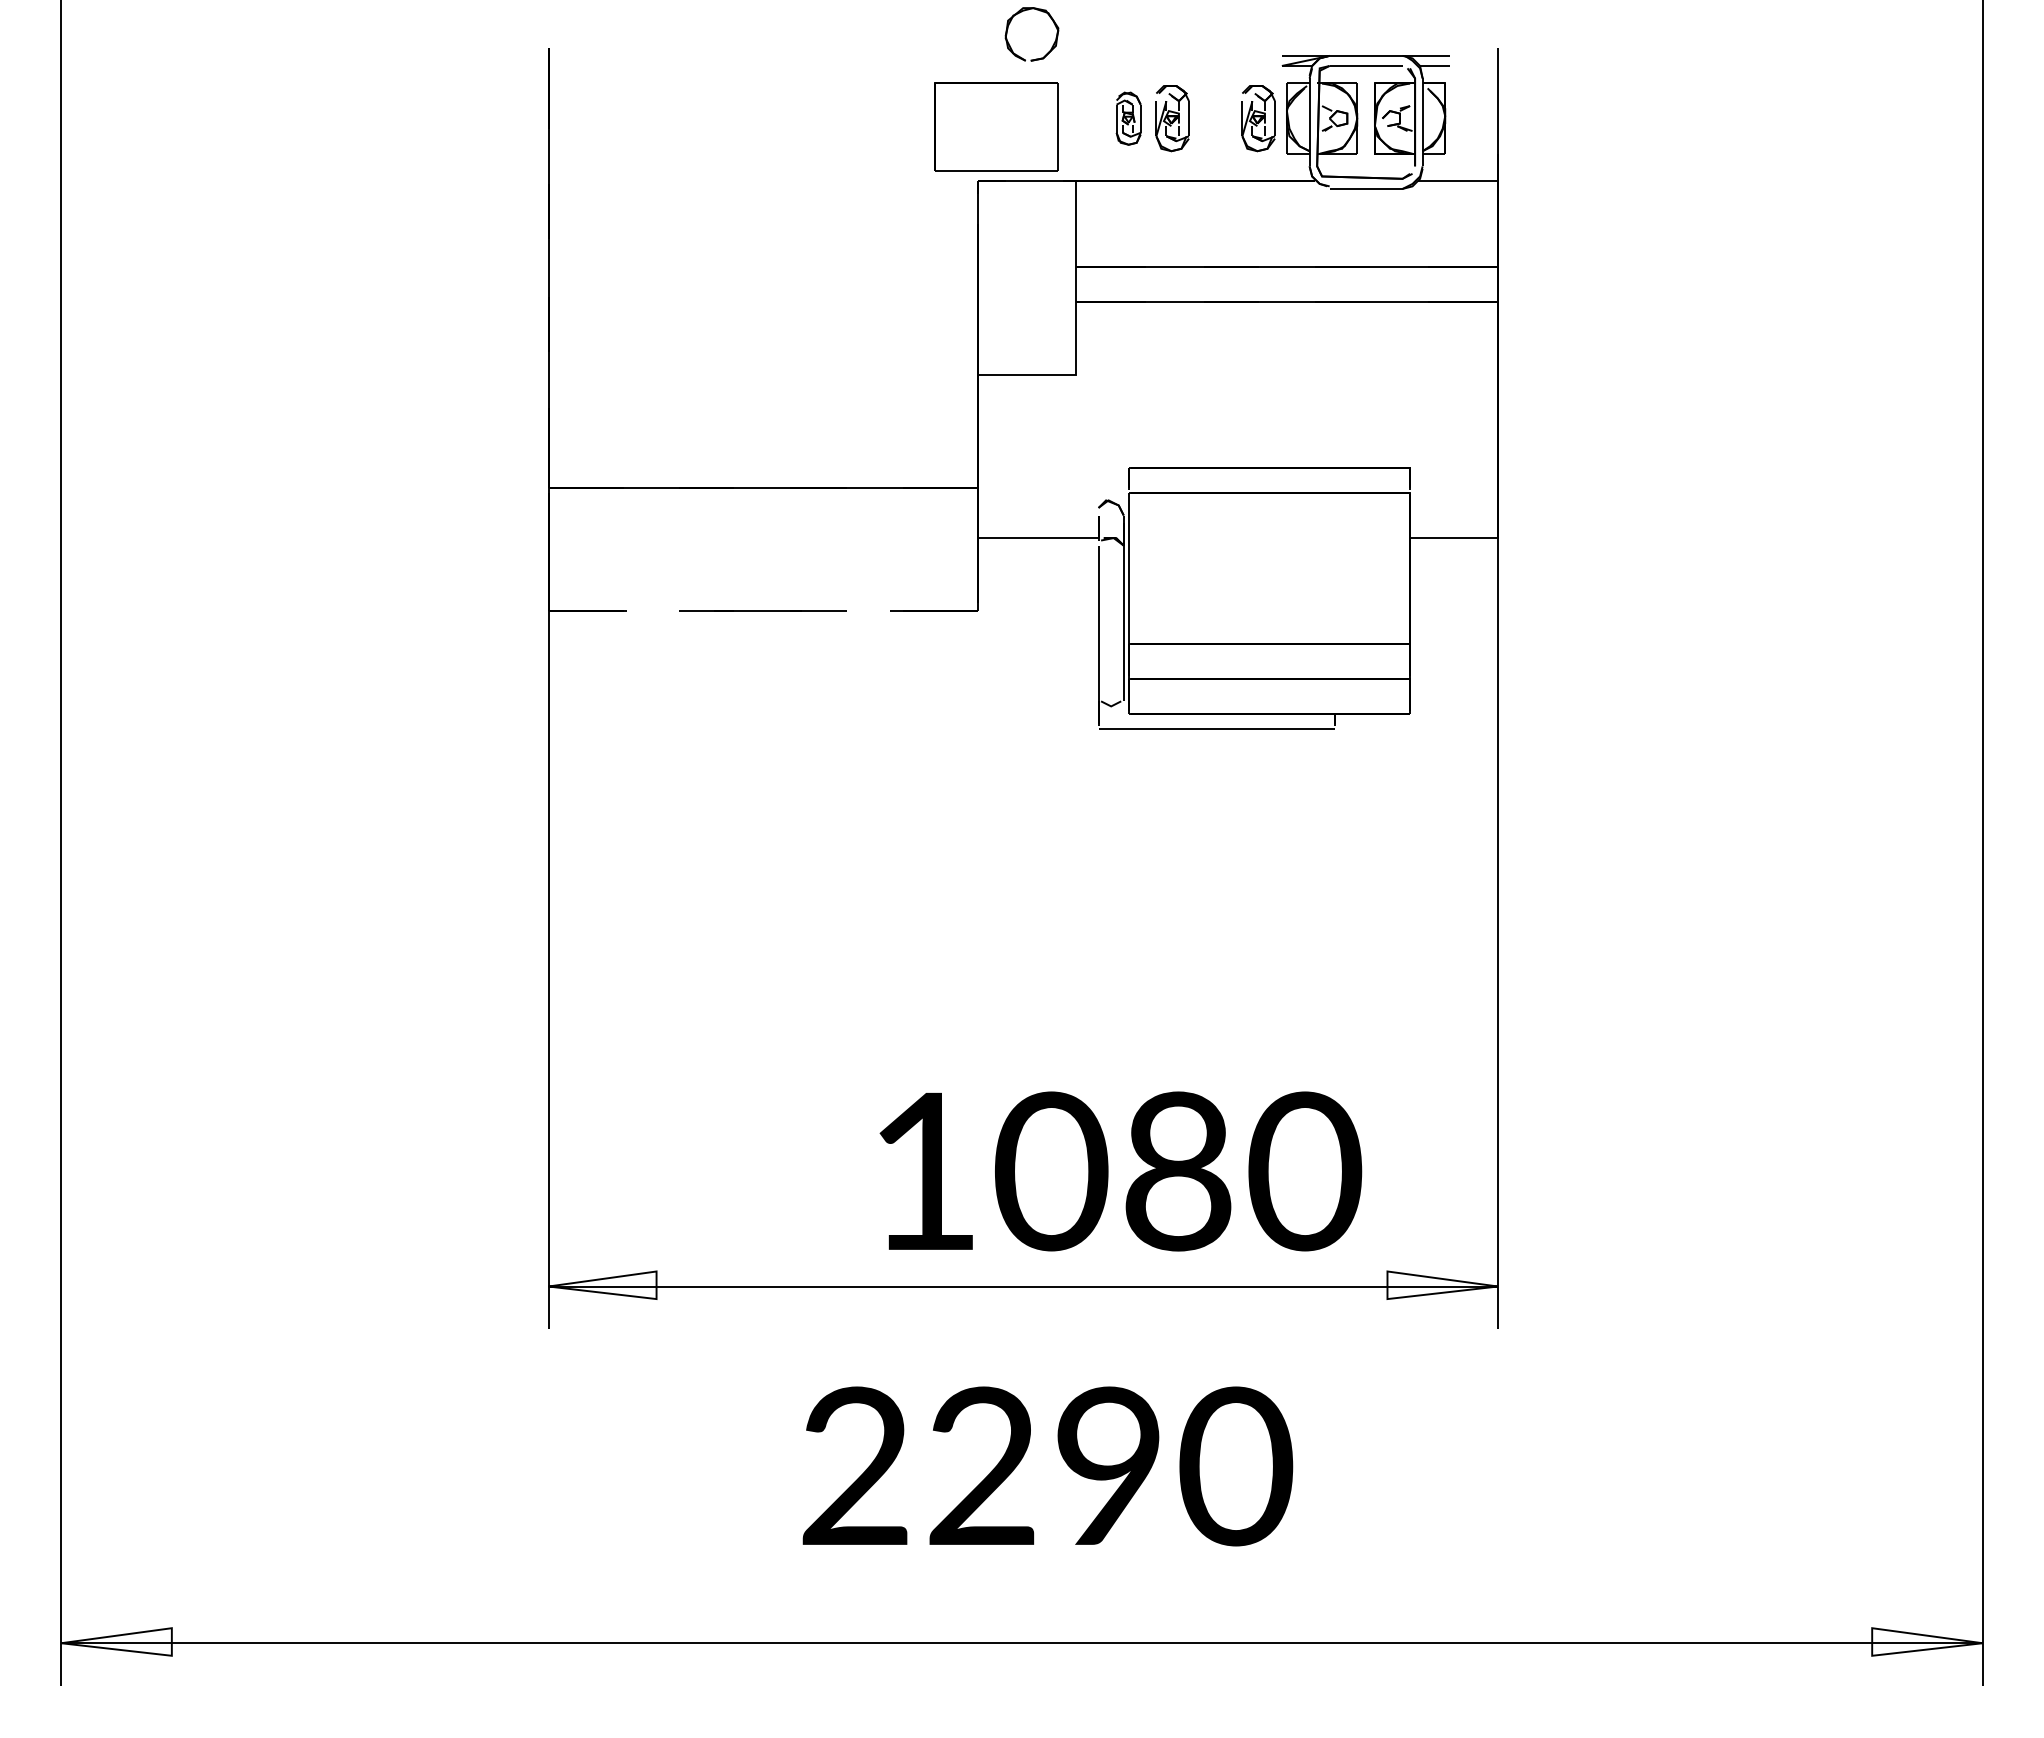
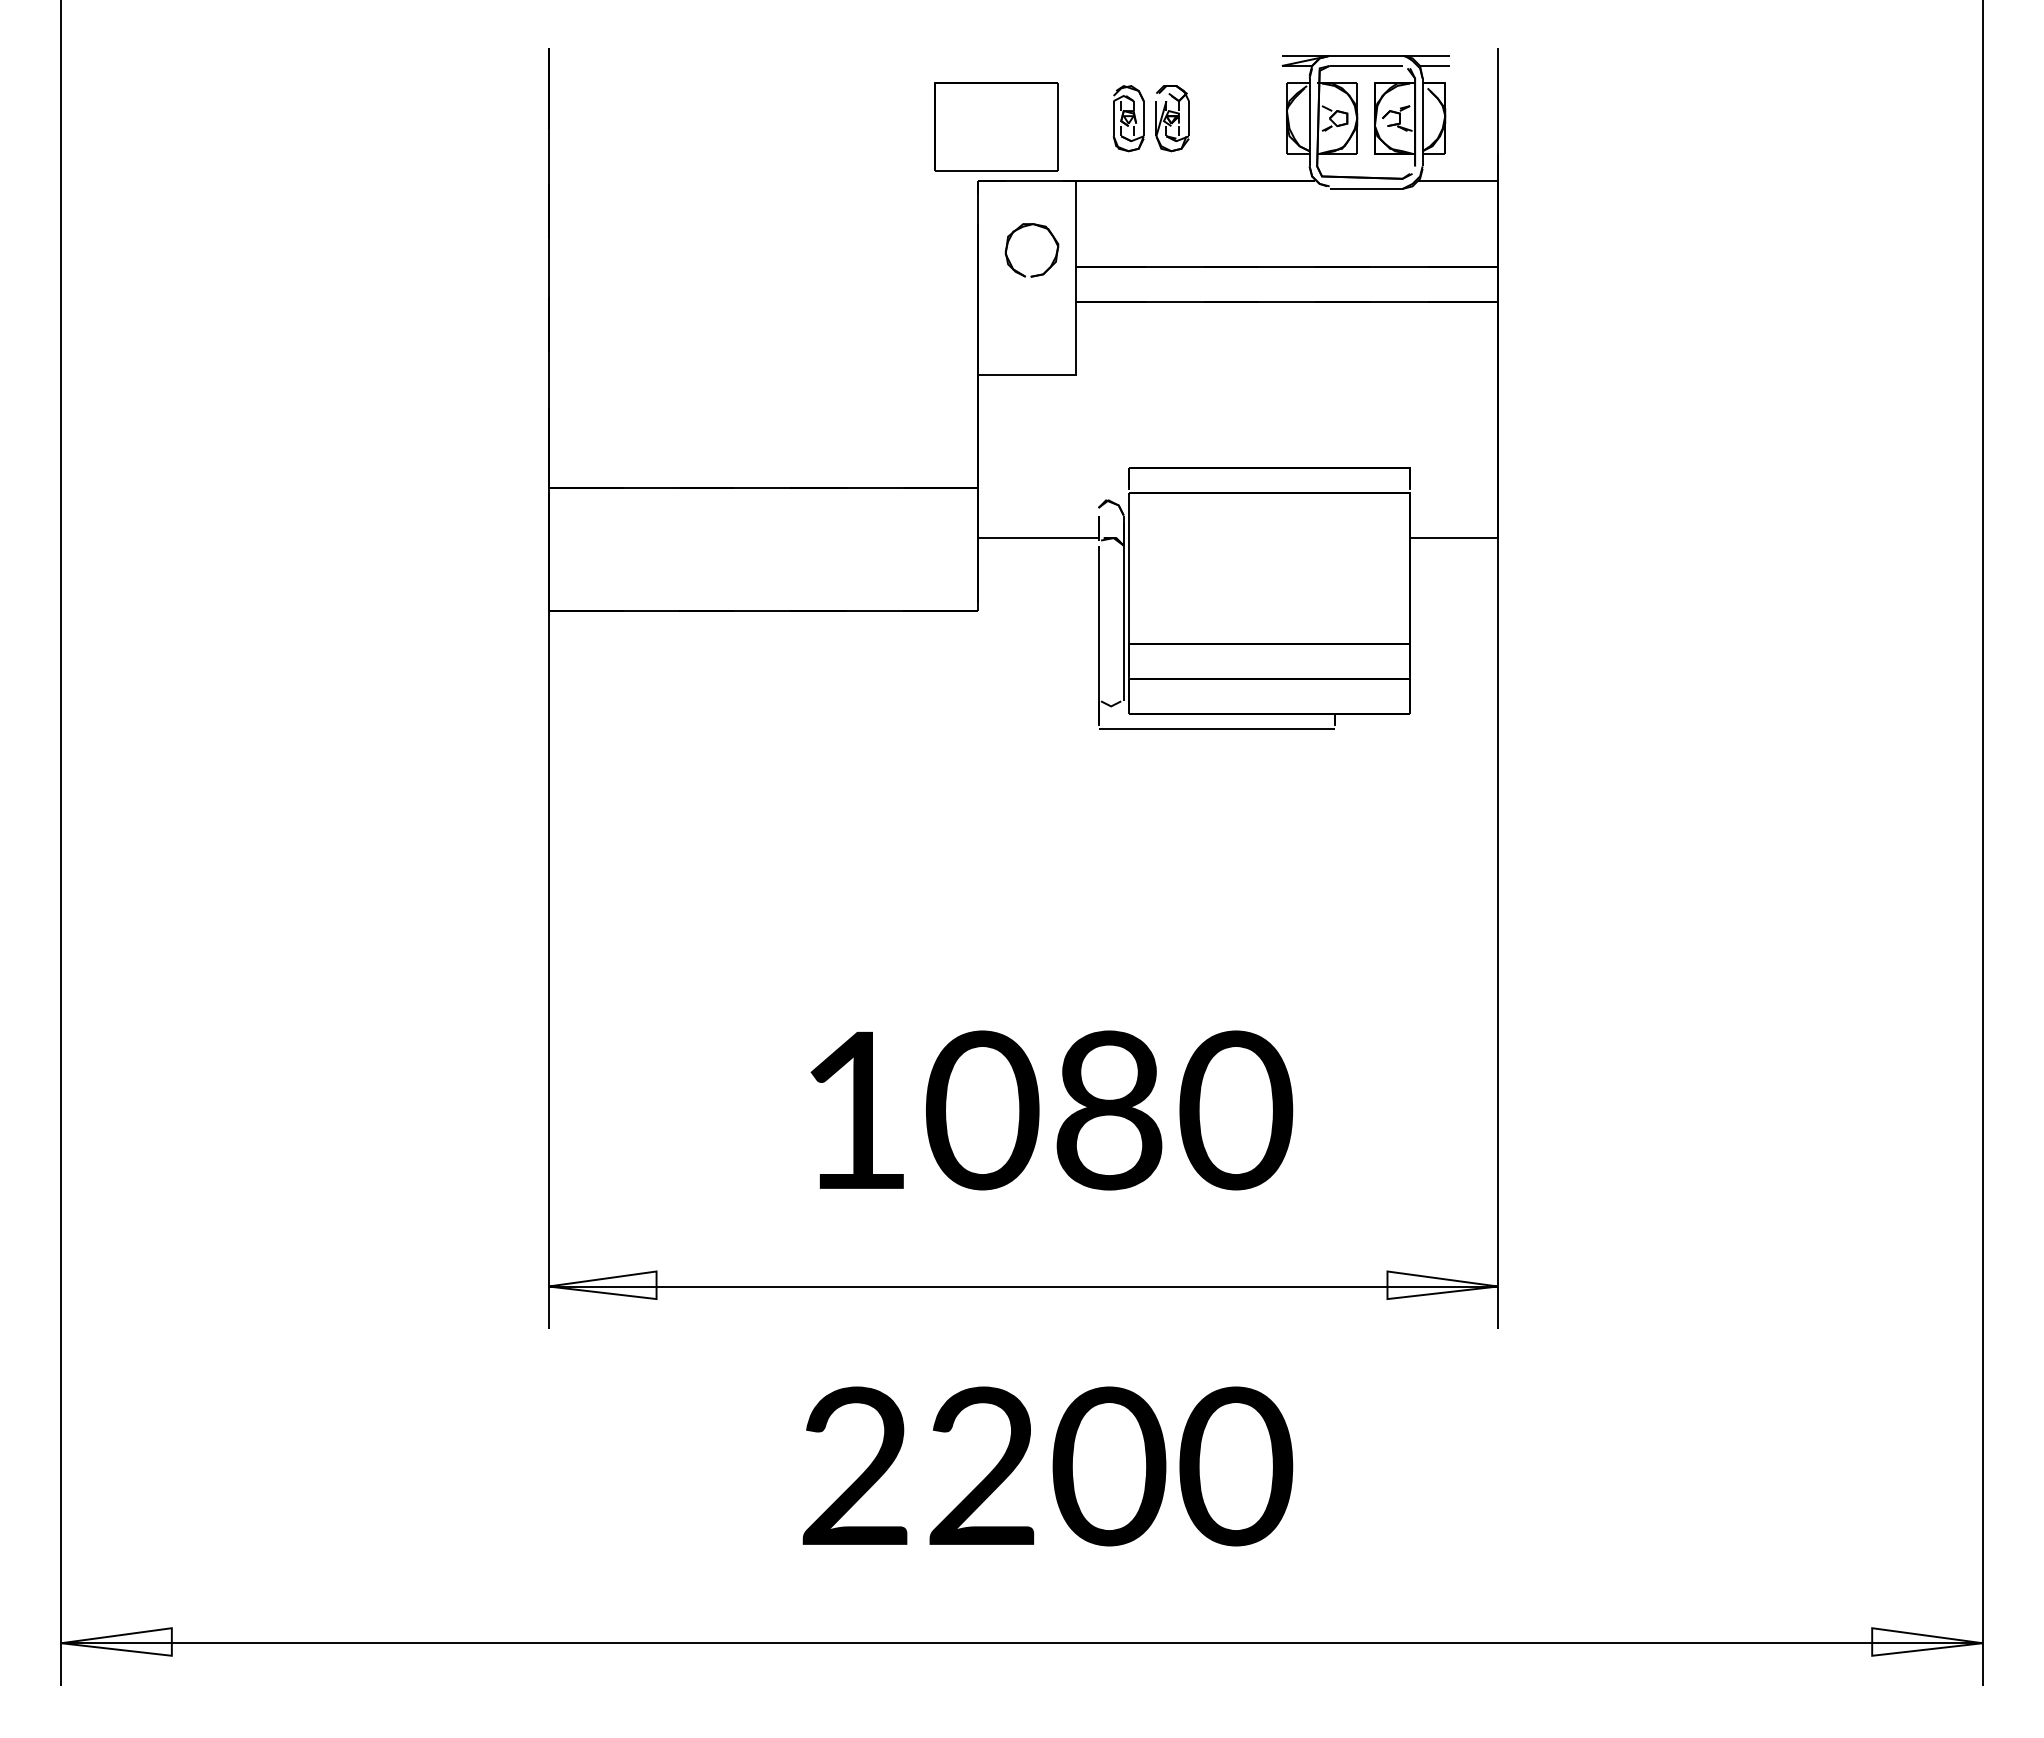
part position: (1008, 29) -> (1008, 245) (1008, 245)
part size: 27x55 px -> 33x68 px (1128, 118)
part: present -> none (1258, 118)
line: dashed -> solid (763, 610)
text position: (1120, 1171) -> (1051, 1110) (1051, 1110)
text: 2290 -> 2200 (1109, 1466)
